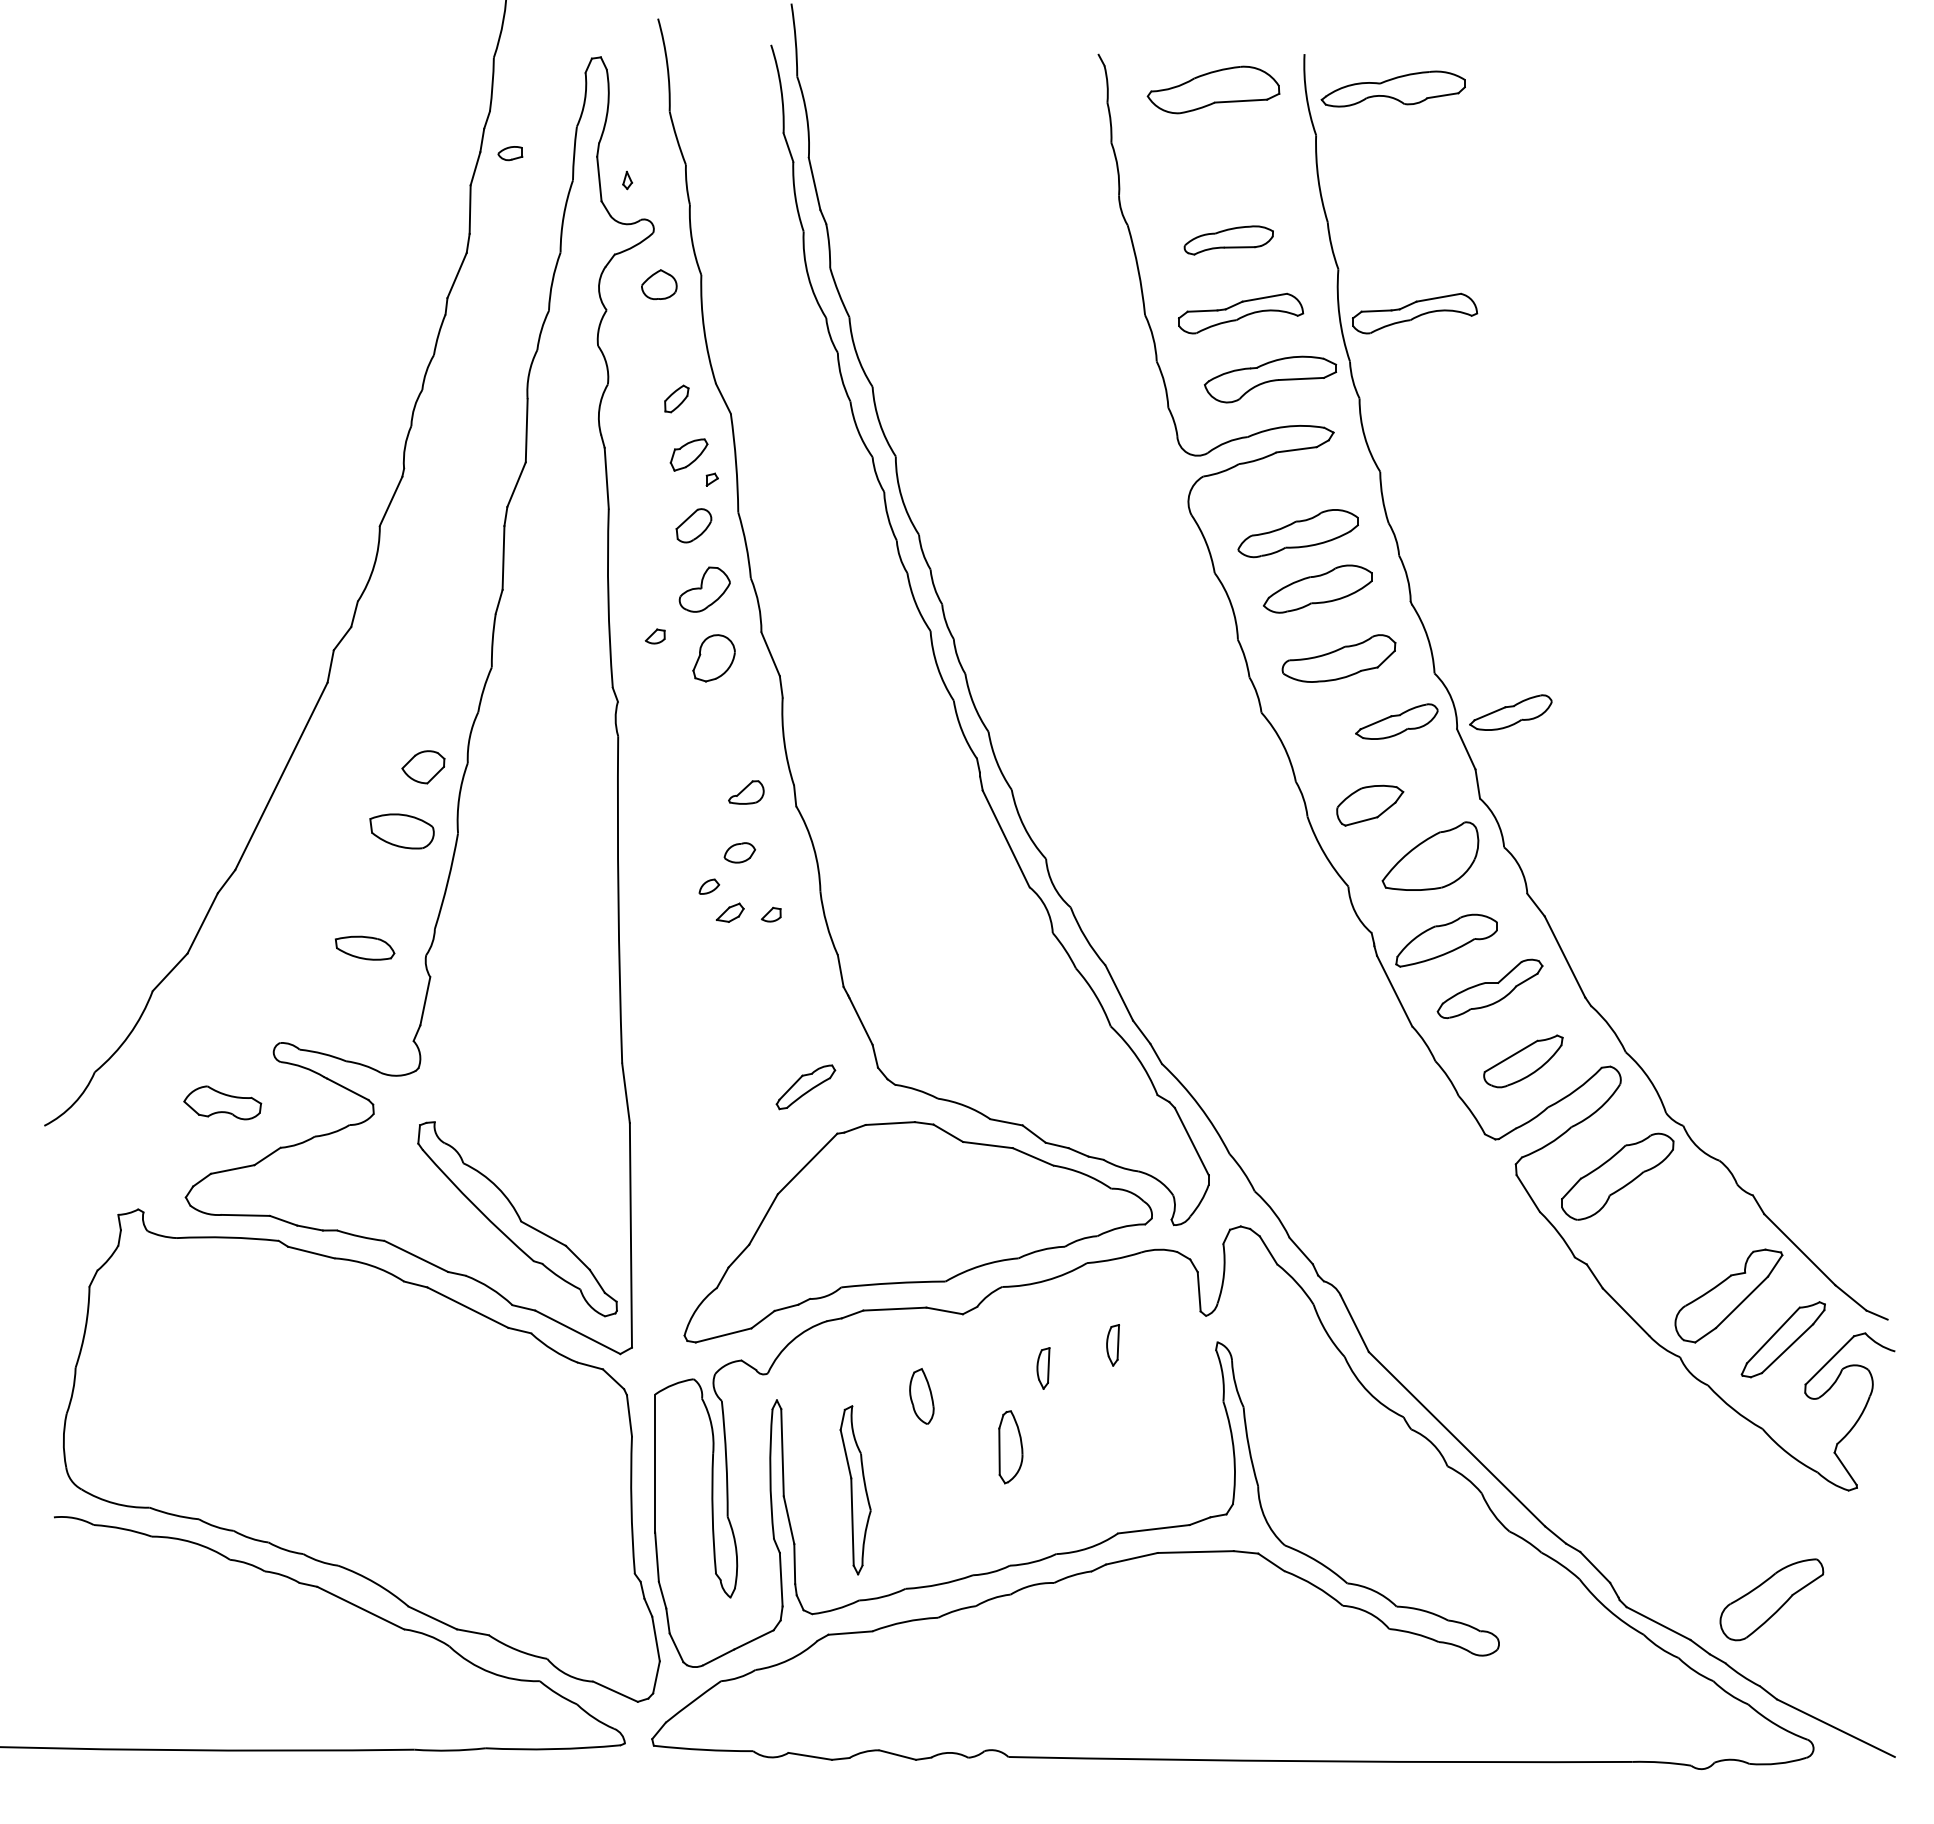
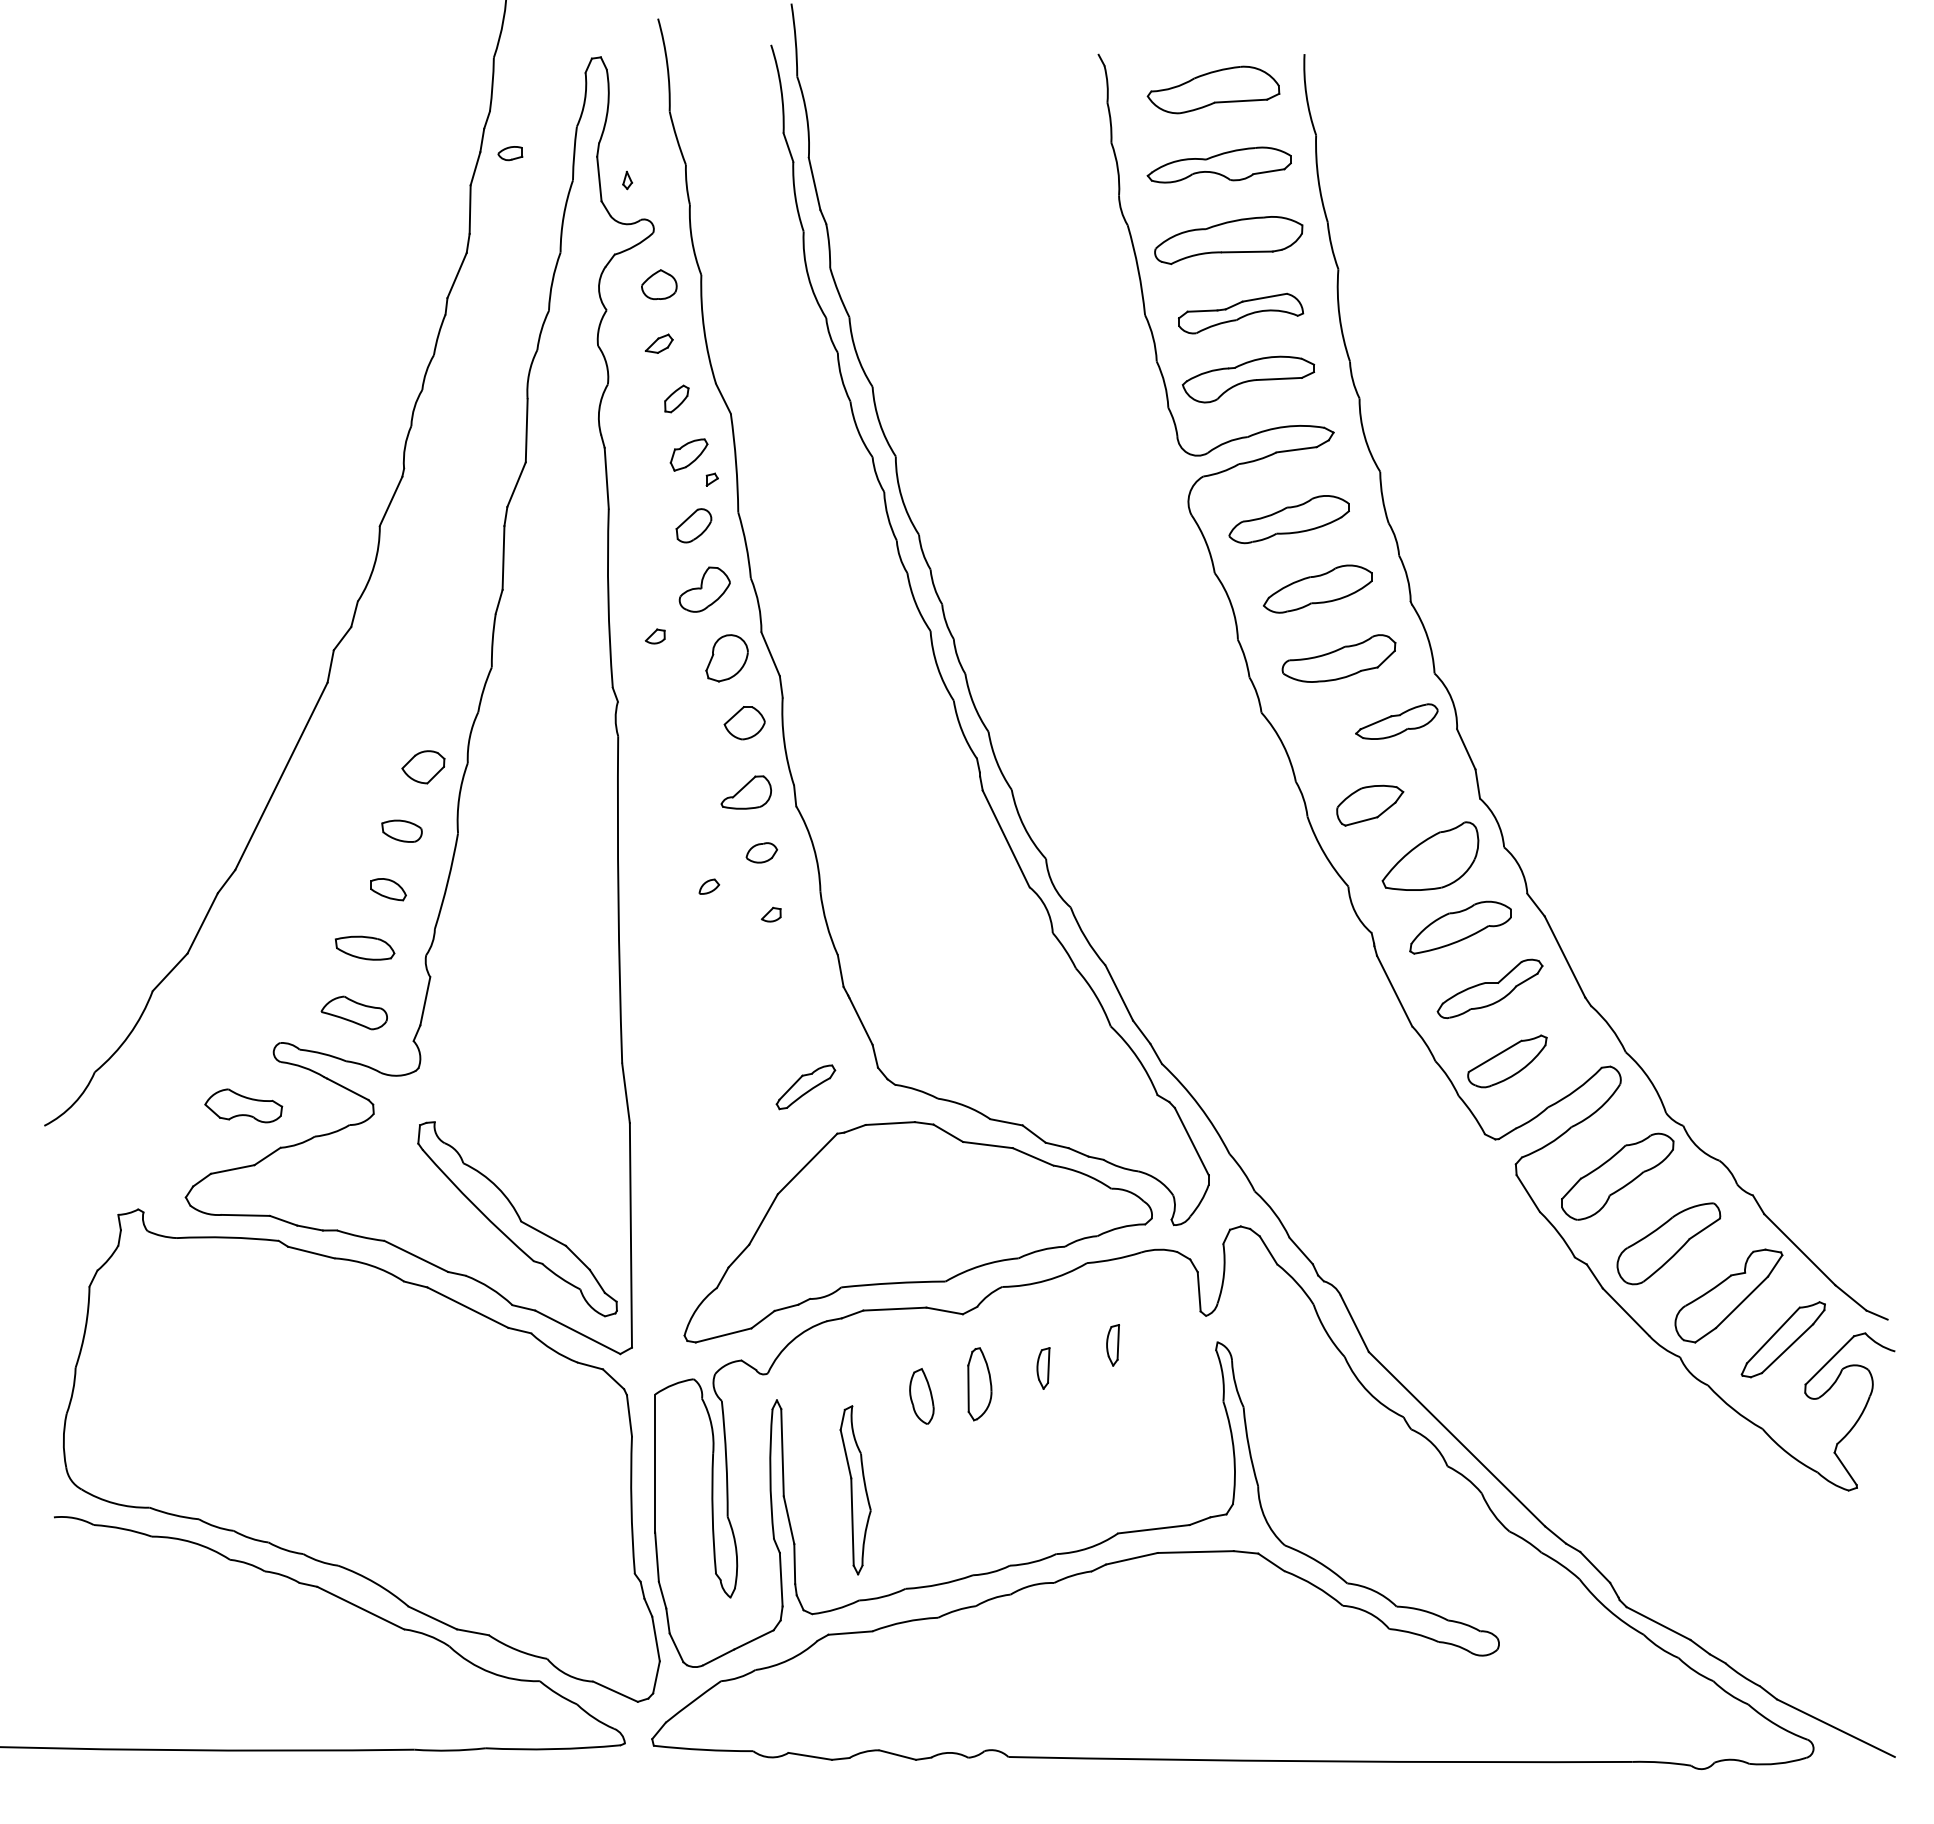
part position: (1392, 88) -> (1218, 164) (1218, 164)
part size: 91x31 px -> 150x49 px (1228, 240)
part: present -> none (1415, 313)
part position: (1270, 379) -> (1248, 379) (1248, 379)
part position: (1297, 533) -> (1288, 519) (1288, 519)
part position: (713, 658) -> (726, 658) (726, 658)
part: present -> none (1510, 712)
part: none -> present (744, 723)
part size: 37x25 px -> 53x35 px (746, 792)
part size: 66x37 px -> 42x24 px (401, 830)
part position: (739, 852) -> (761, 852) (761, 852)
part: none -> present (388, 889)
part position: (729, 912) -> (658, 343) (658, 343)
part position: (1446, 940) -> (1460, 927) (1460, 927)
part: none -> present (353, 1012)
part position: (1523, 1061) -> (1507, 1061) (1507, 1061)
part position: (222, 1102) -> (243, 1105) (243, 1105)
part position: (1010, 1447) -> (979, 1384) (979, 1384)
part position: (1771, 1599) -> (1668, 1243) (1668, 1243)
